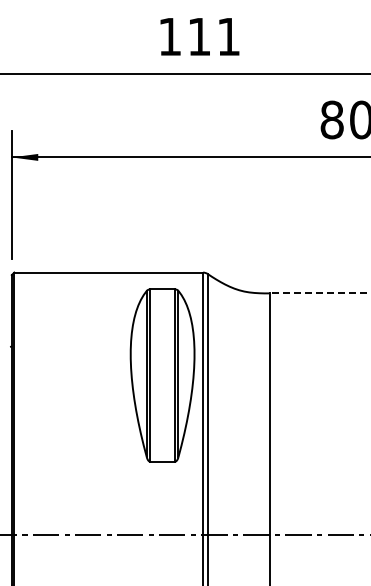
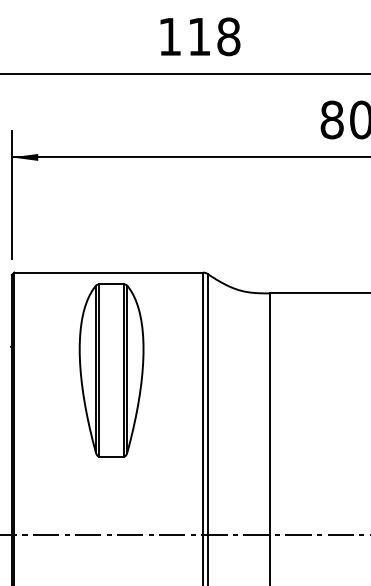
text: 111 -> 118 (228, 36)
line: dashed -> solid (319, 293)
part position: (162, 375) -> (111, 370) (111, 370)
